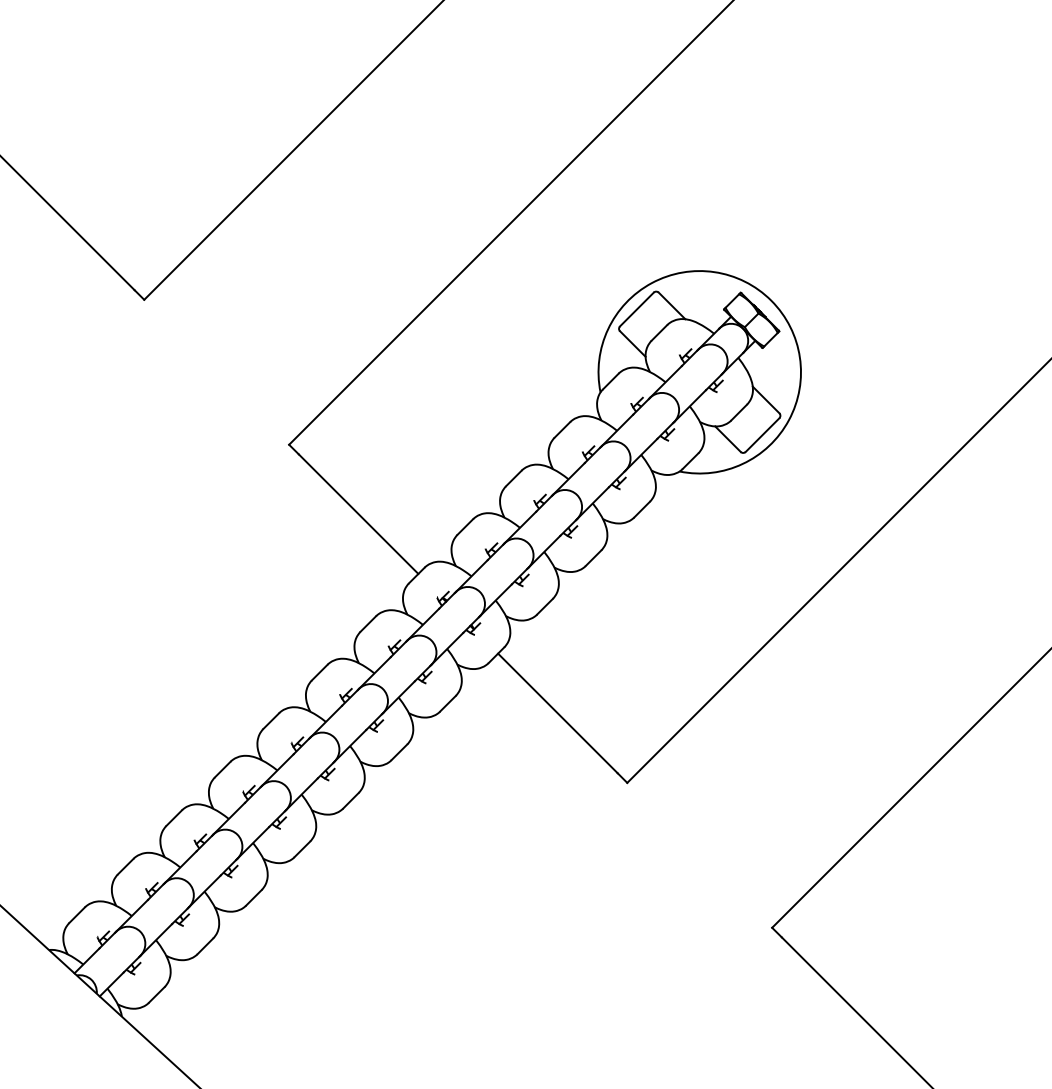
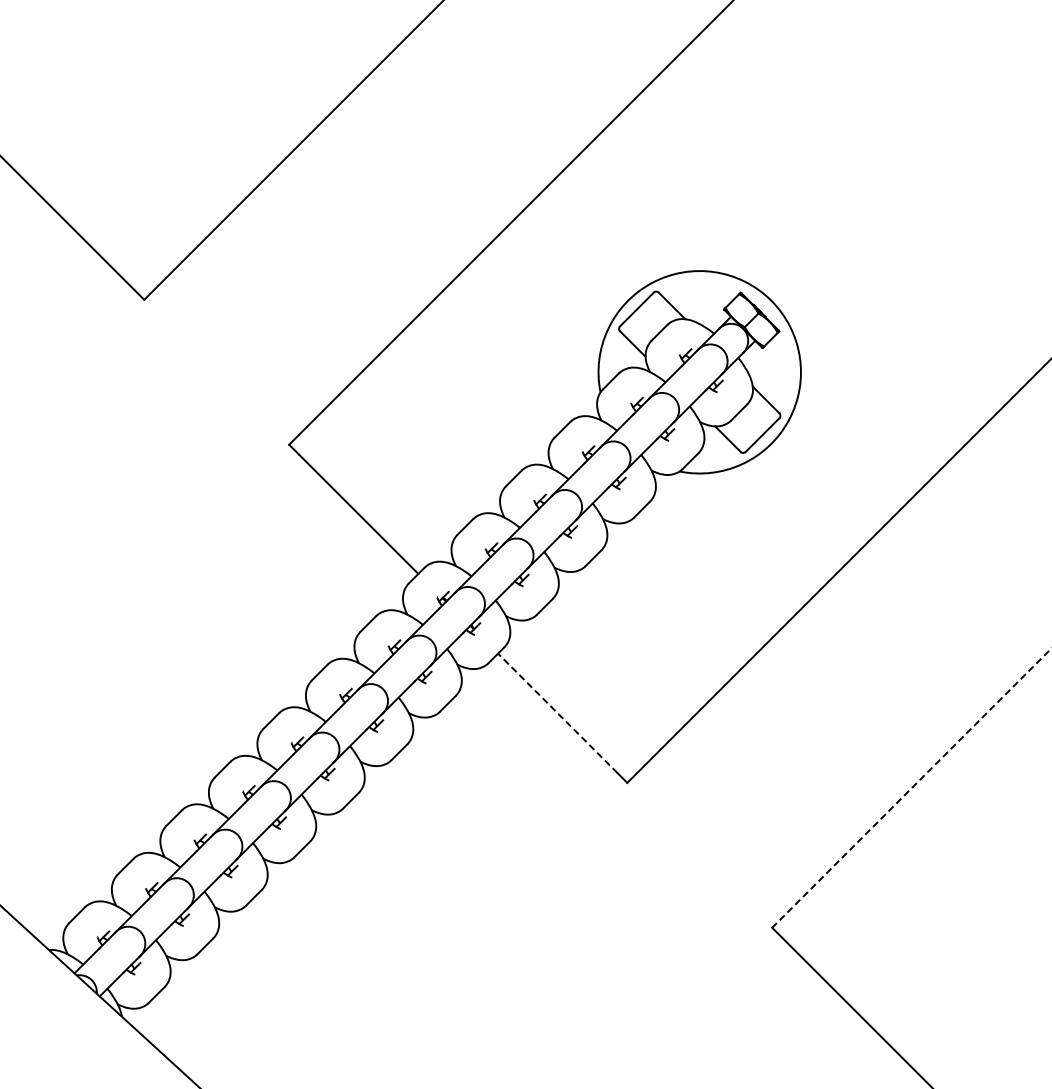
line: solid -> dashed (557, 713)
line: solid -> dashed (911, 788)
